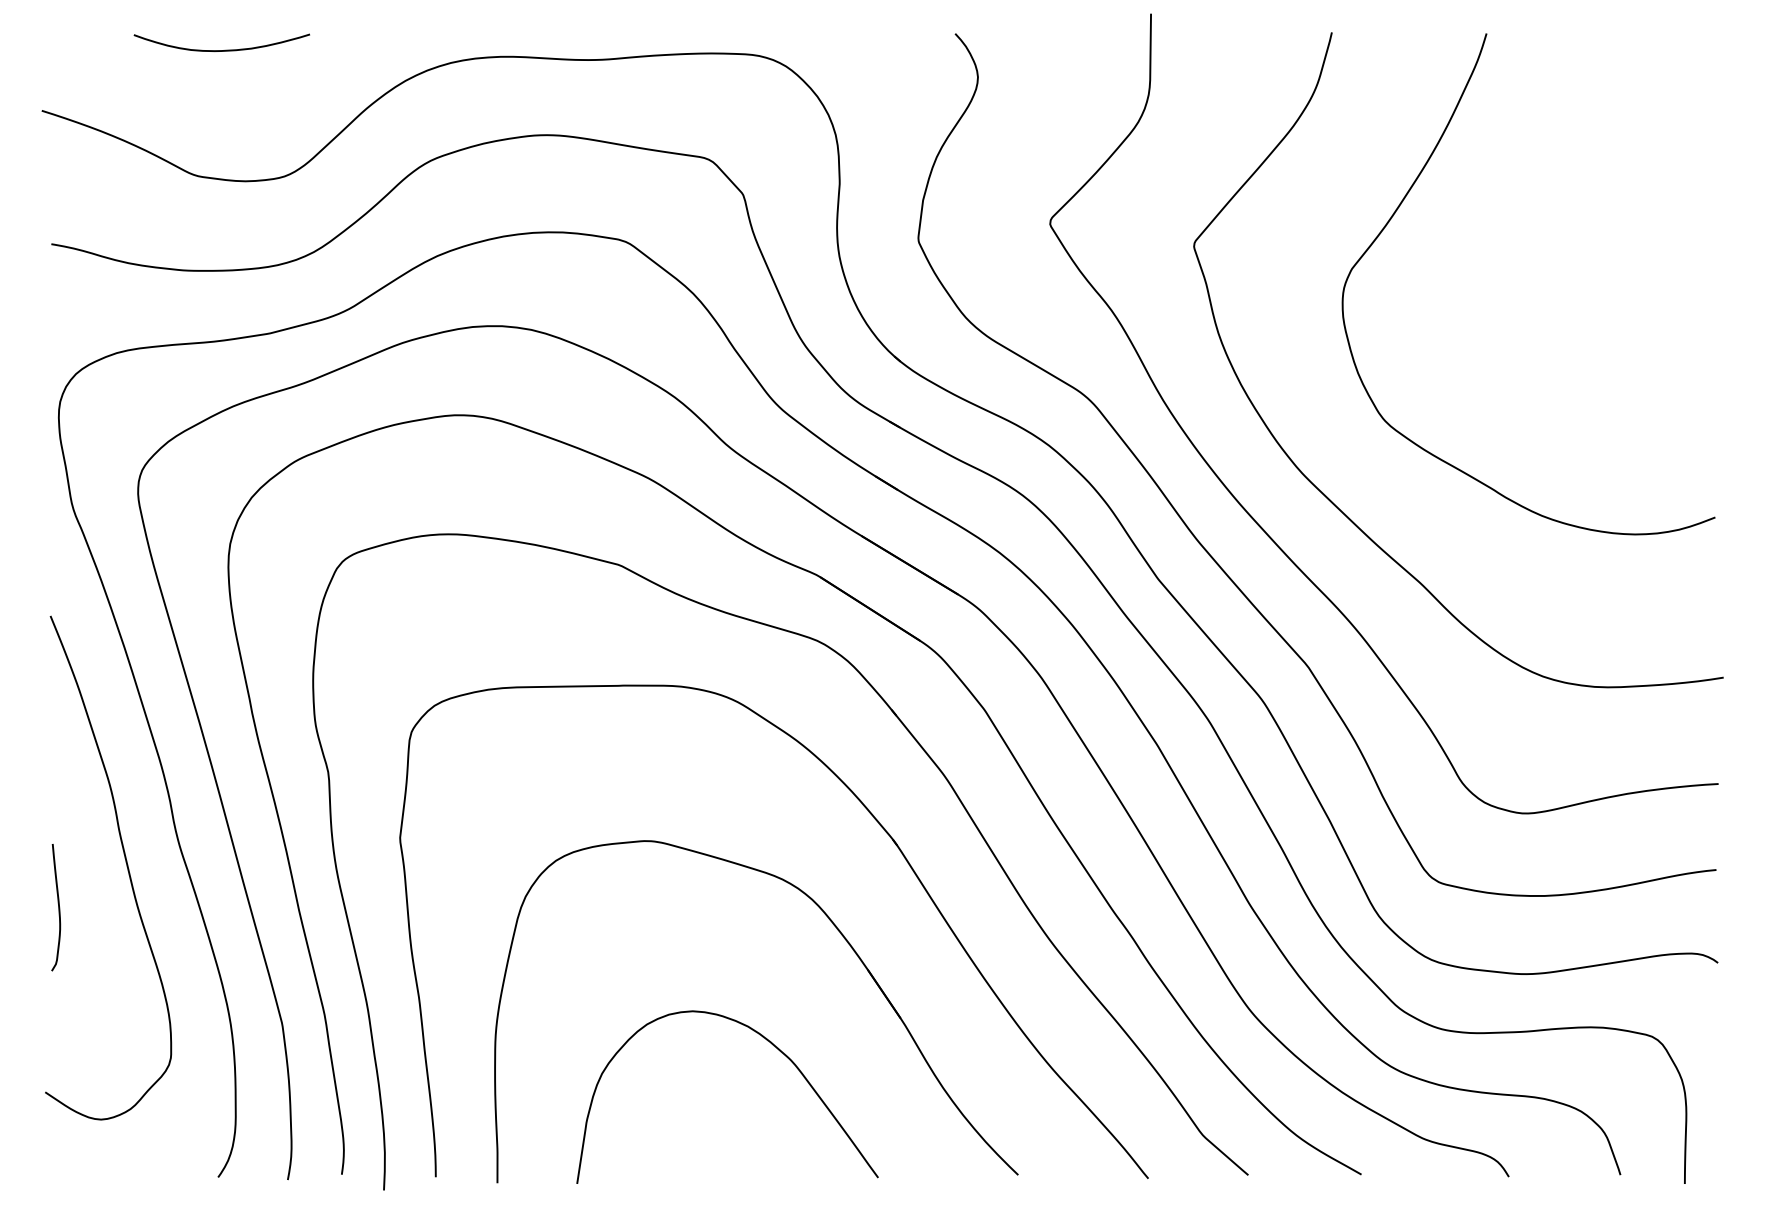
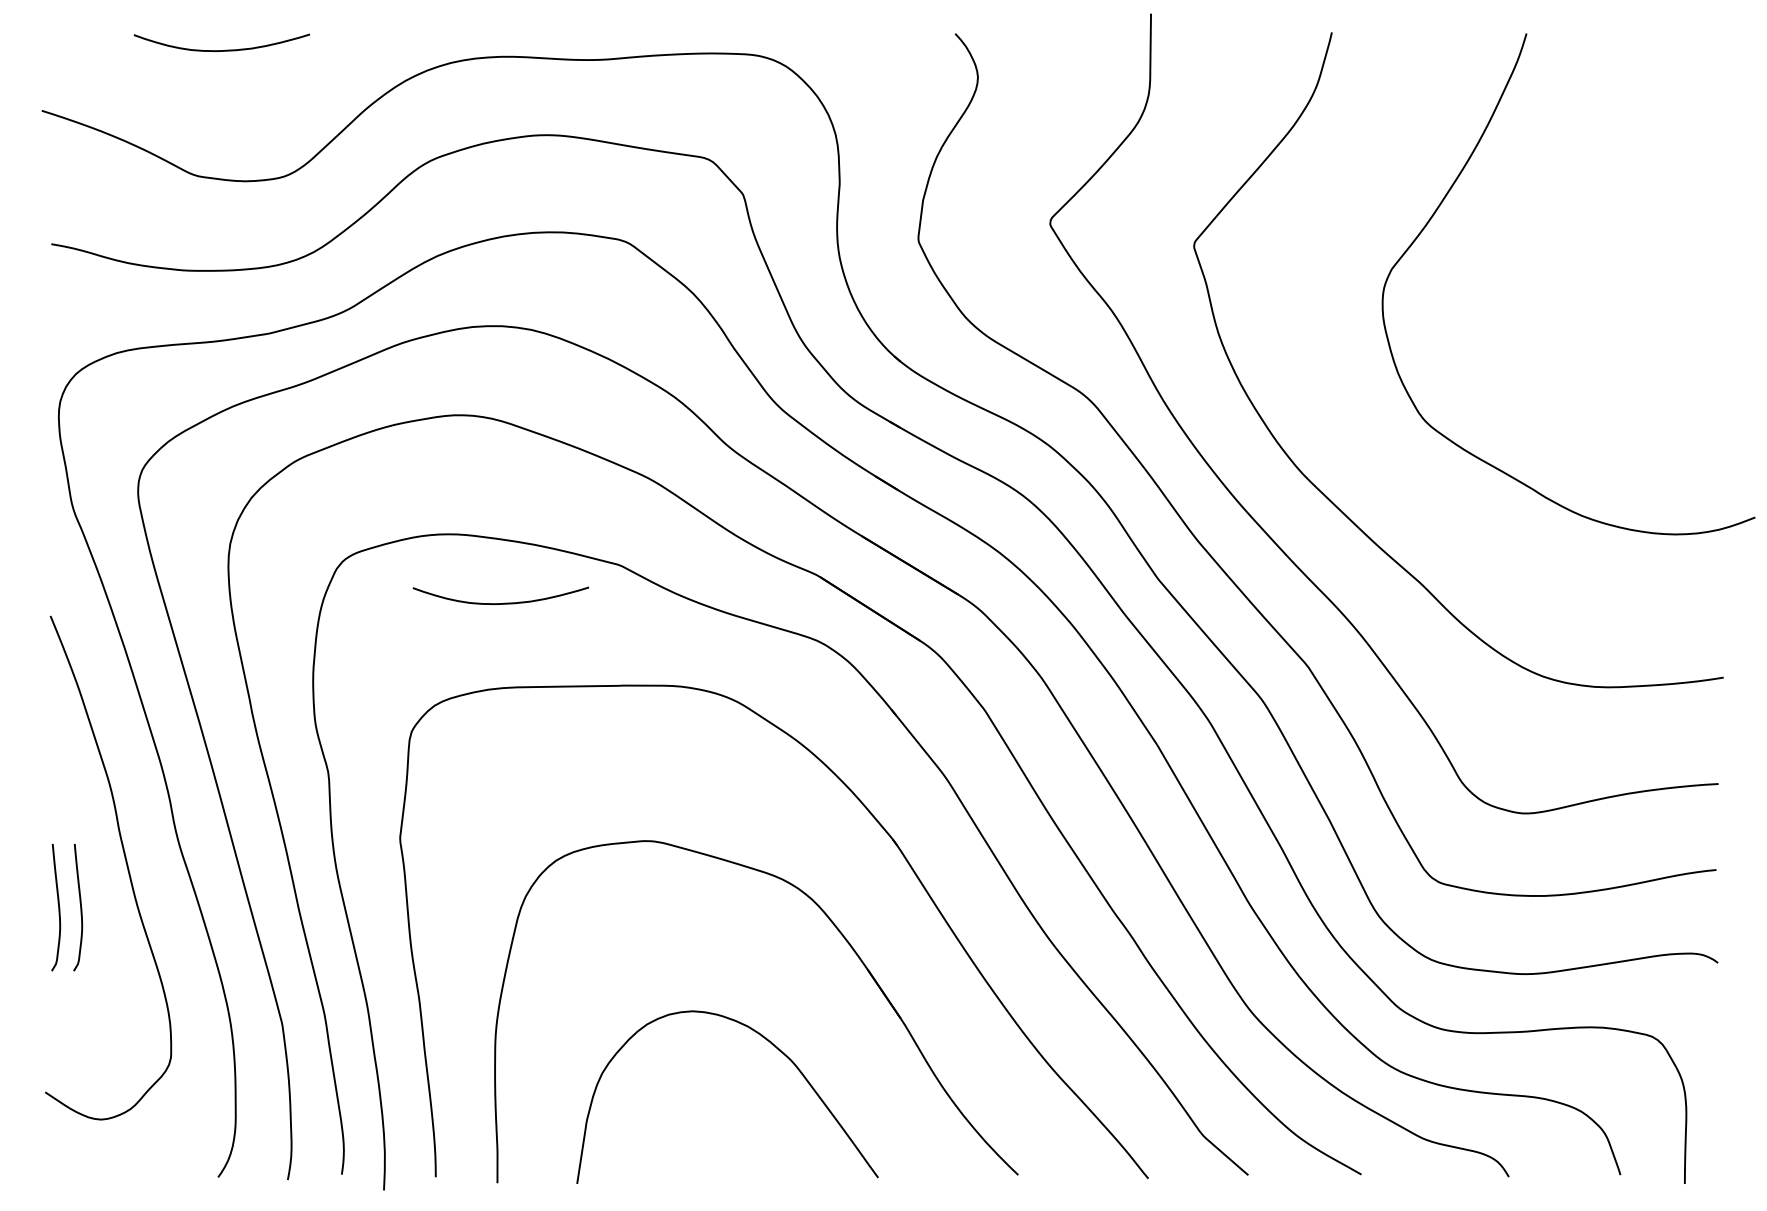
curve position: (1403, 201) -> (1443, 201) (1443, 201)
curve: none -> present (500, 603)
curve: none -> present (80, 907)
